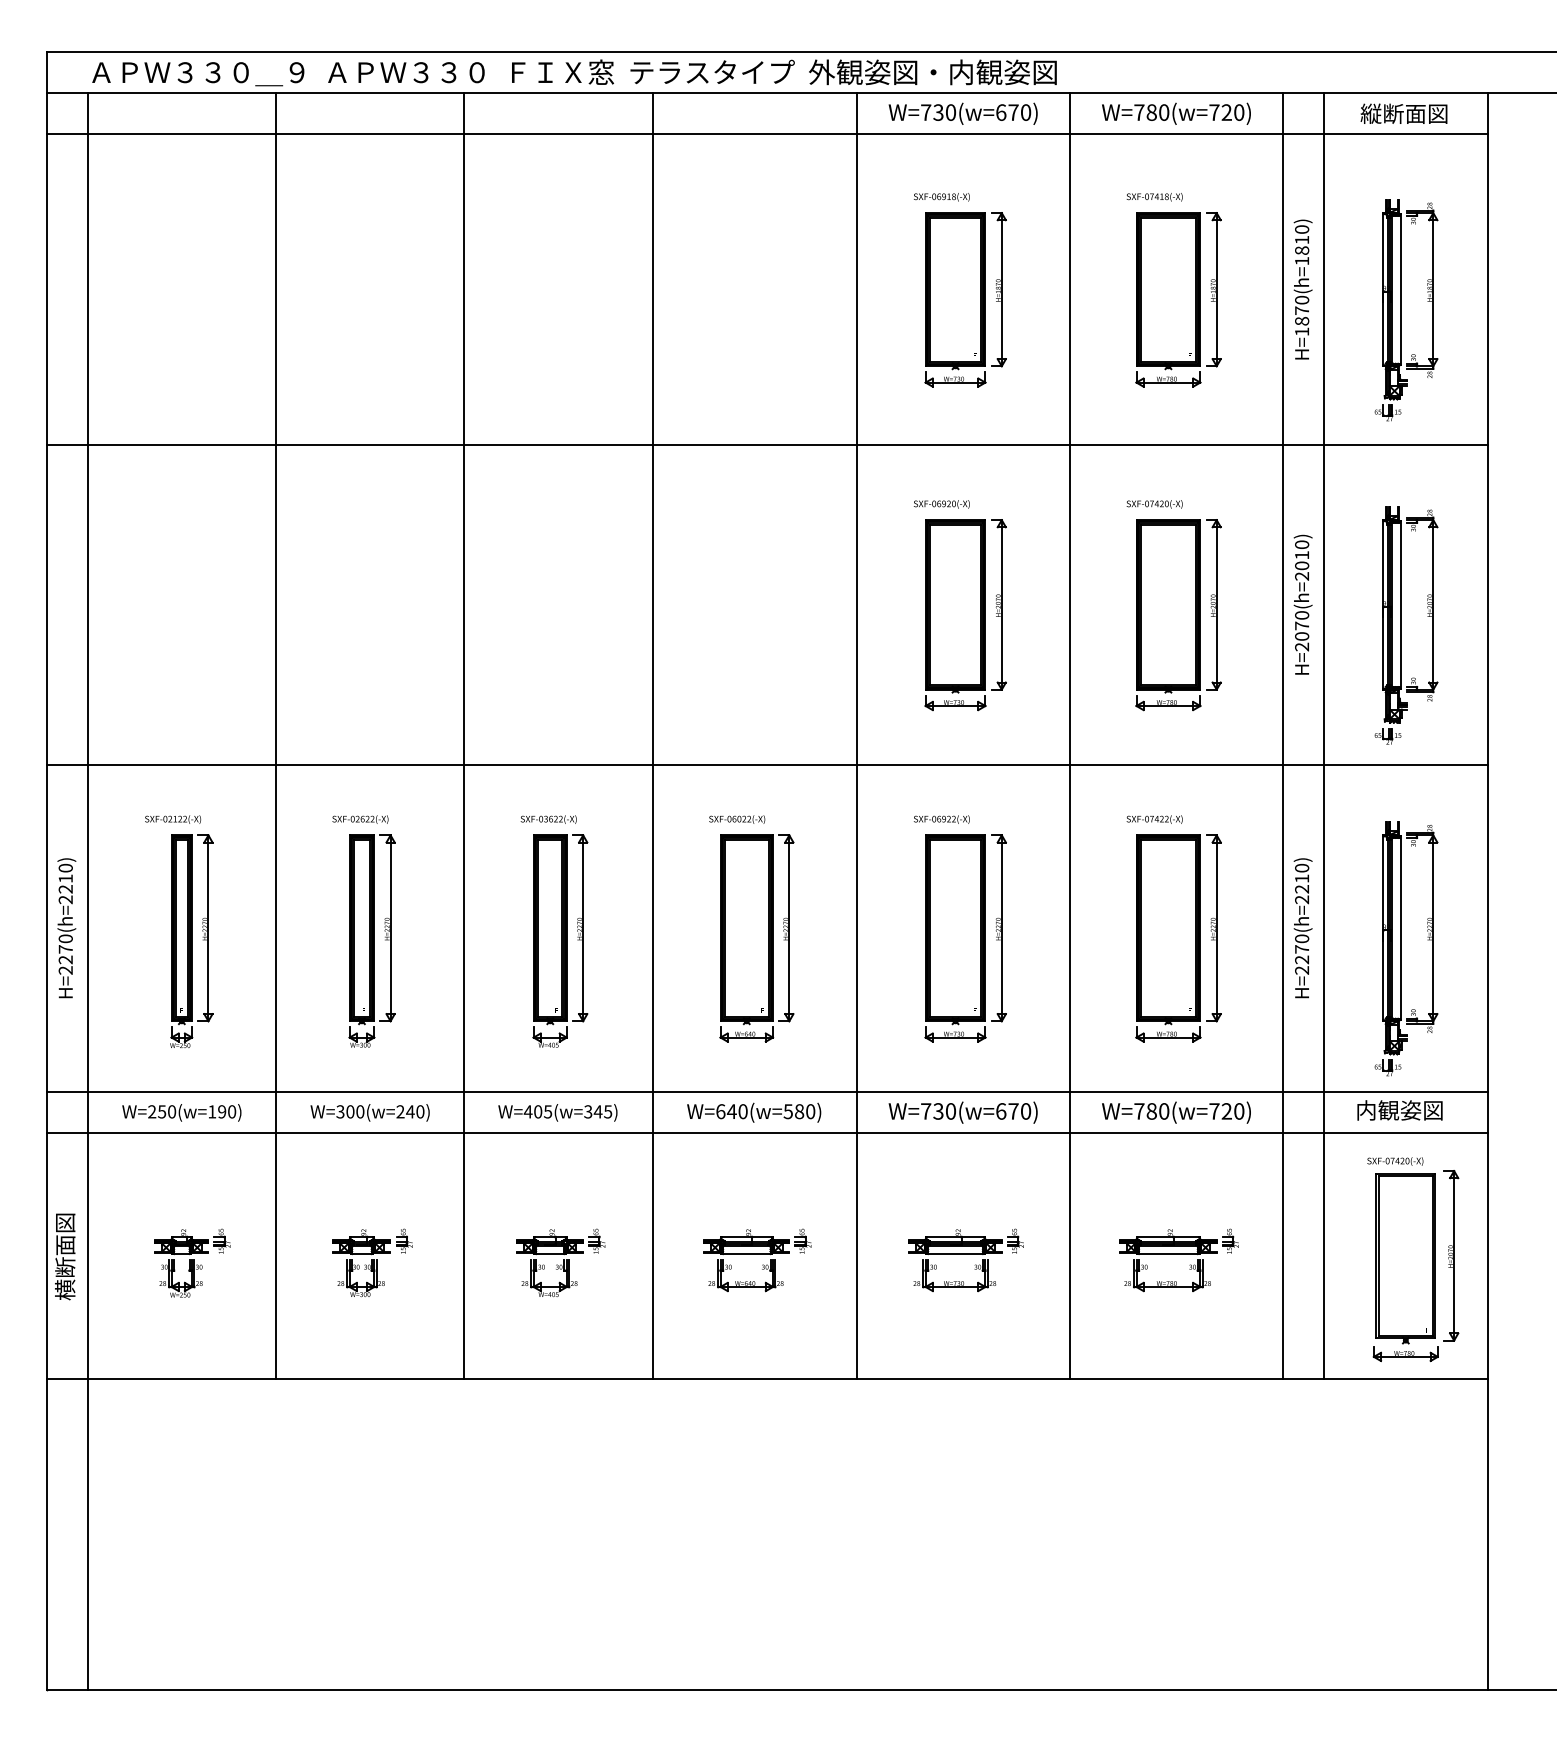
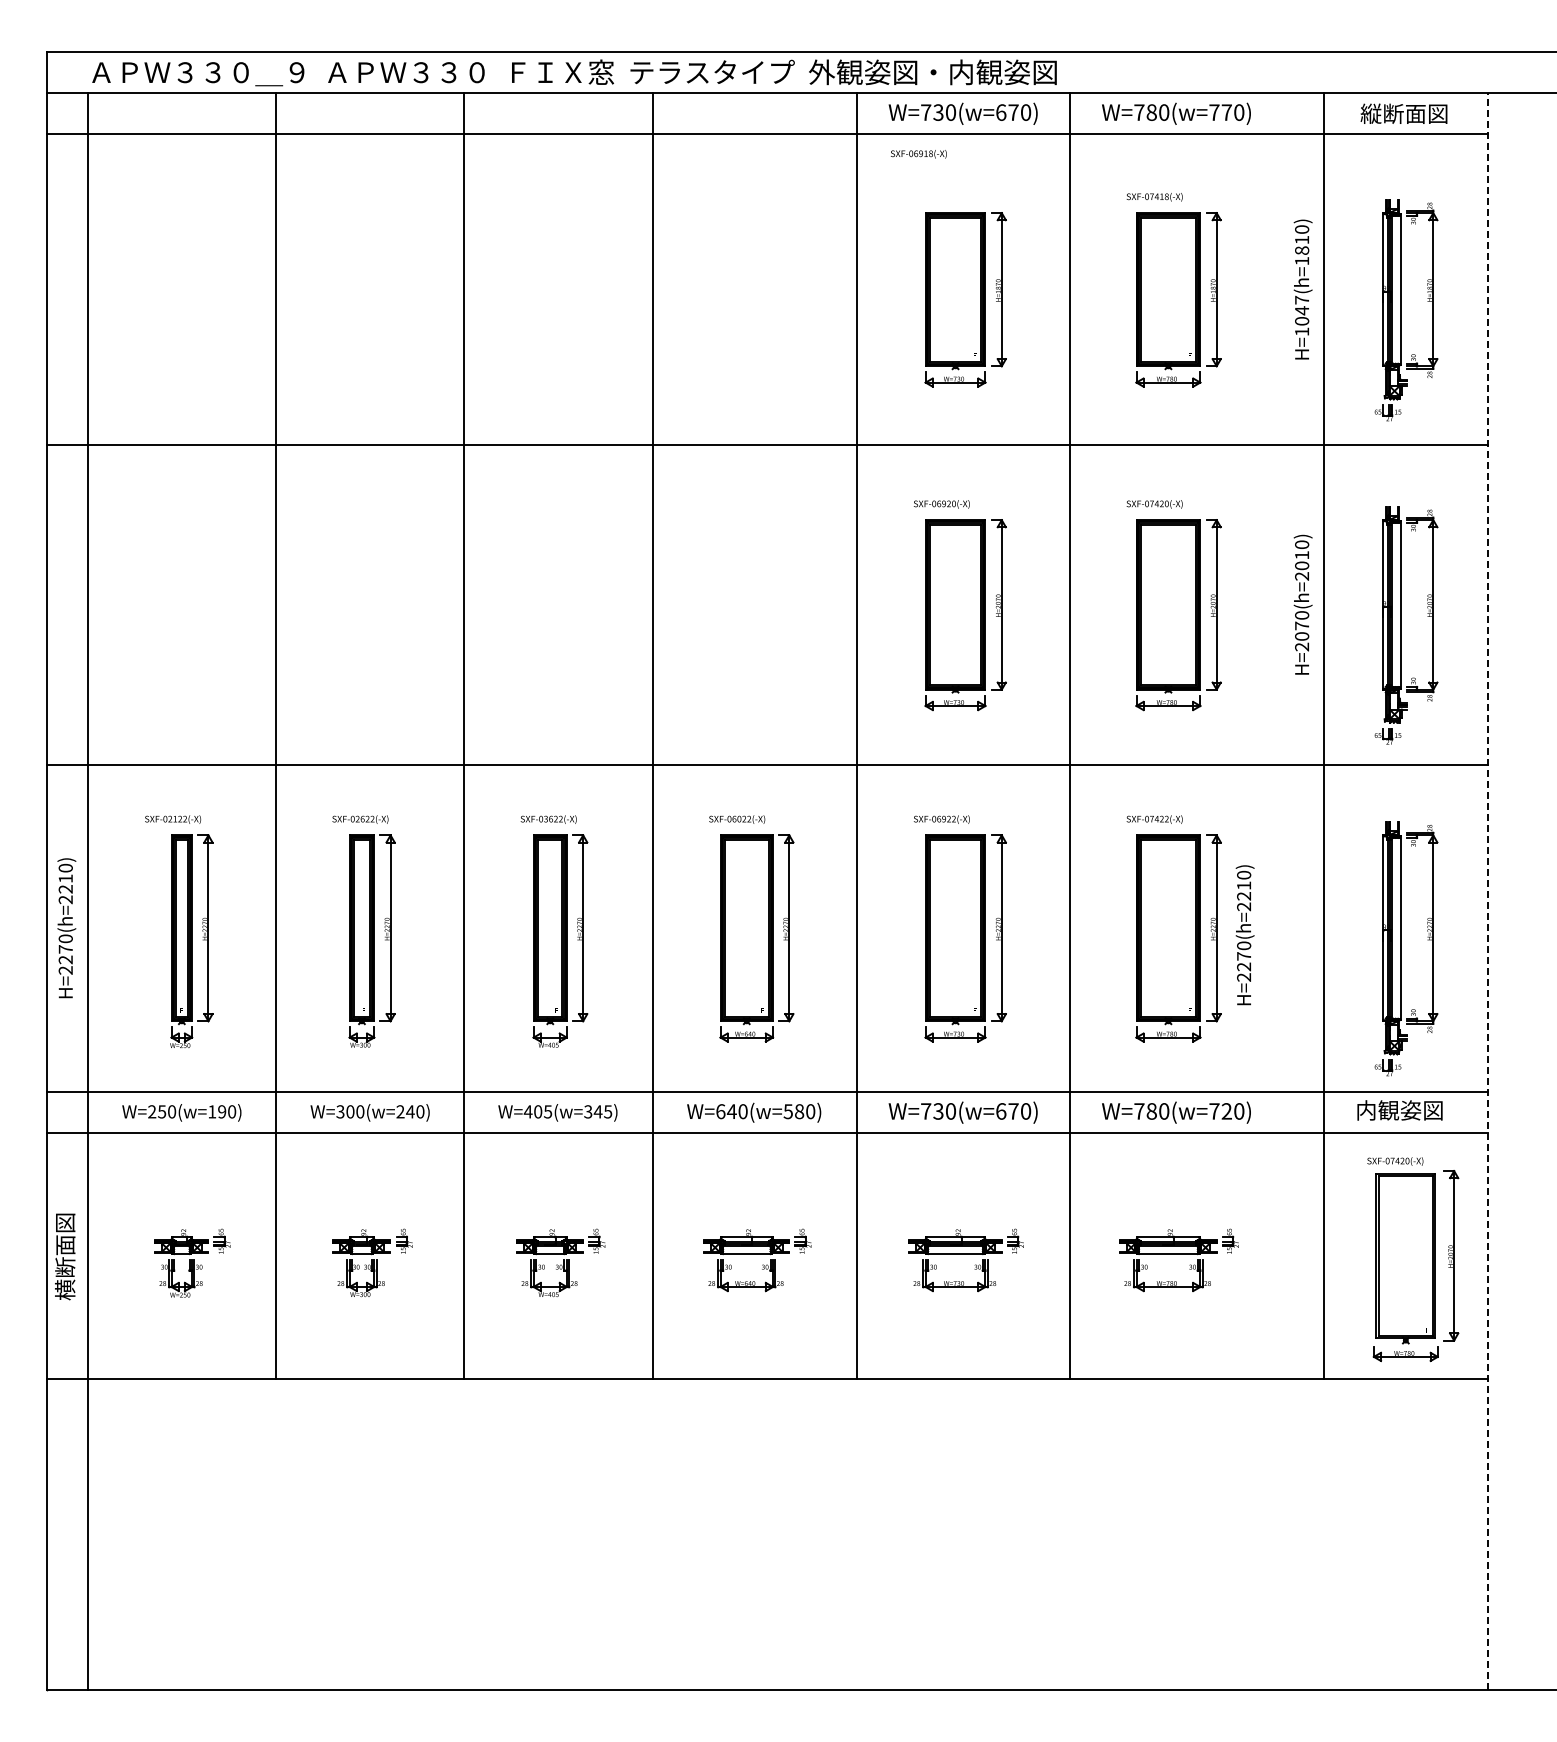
text: W=780(w=720) -> W=780(w=770) (1226, 112)
text position: (941, 197) -> (918, 154) (918, 154)
text: H=1870(h=1810) -> H=1047(h=1810) (1302, 310)
line: present -> none (1283, 735)
line: solid -> dashed (1487, 890)
text position: (1302, 928) -> (1244, 935) (1244, 935)
